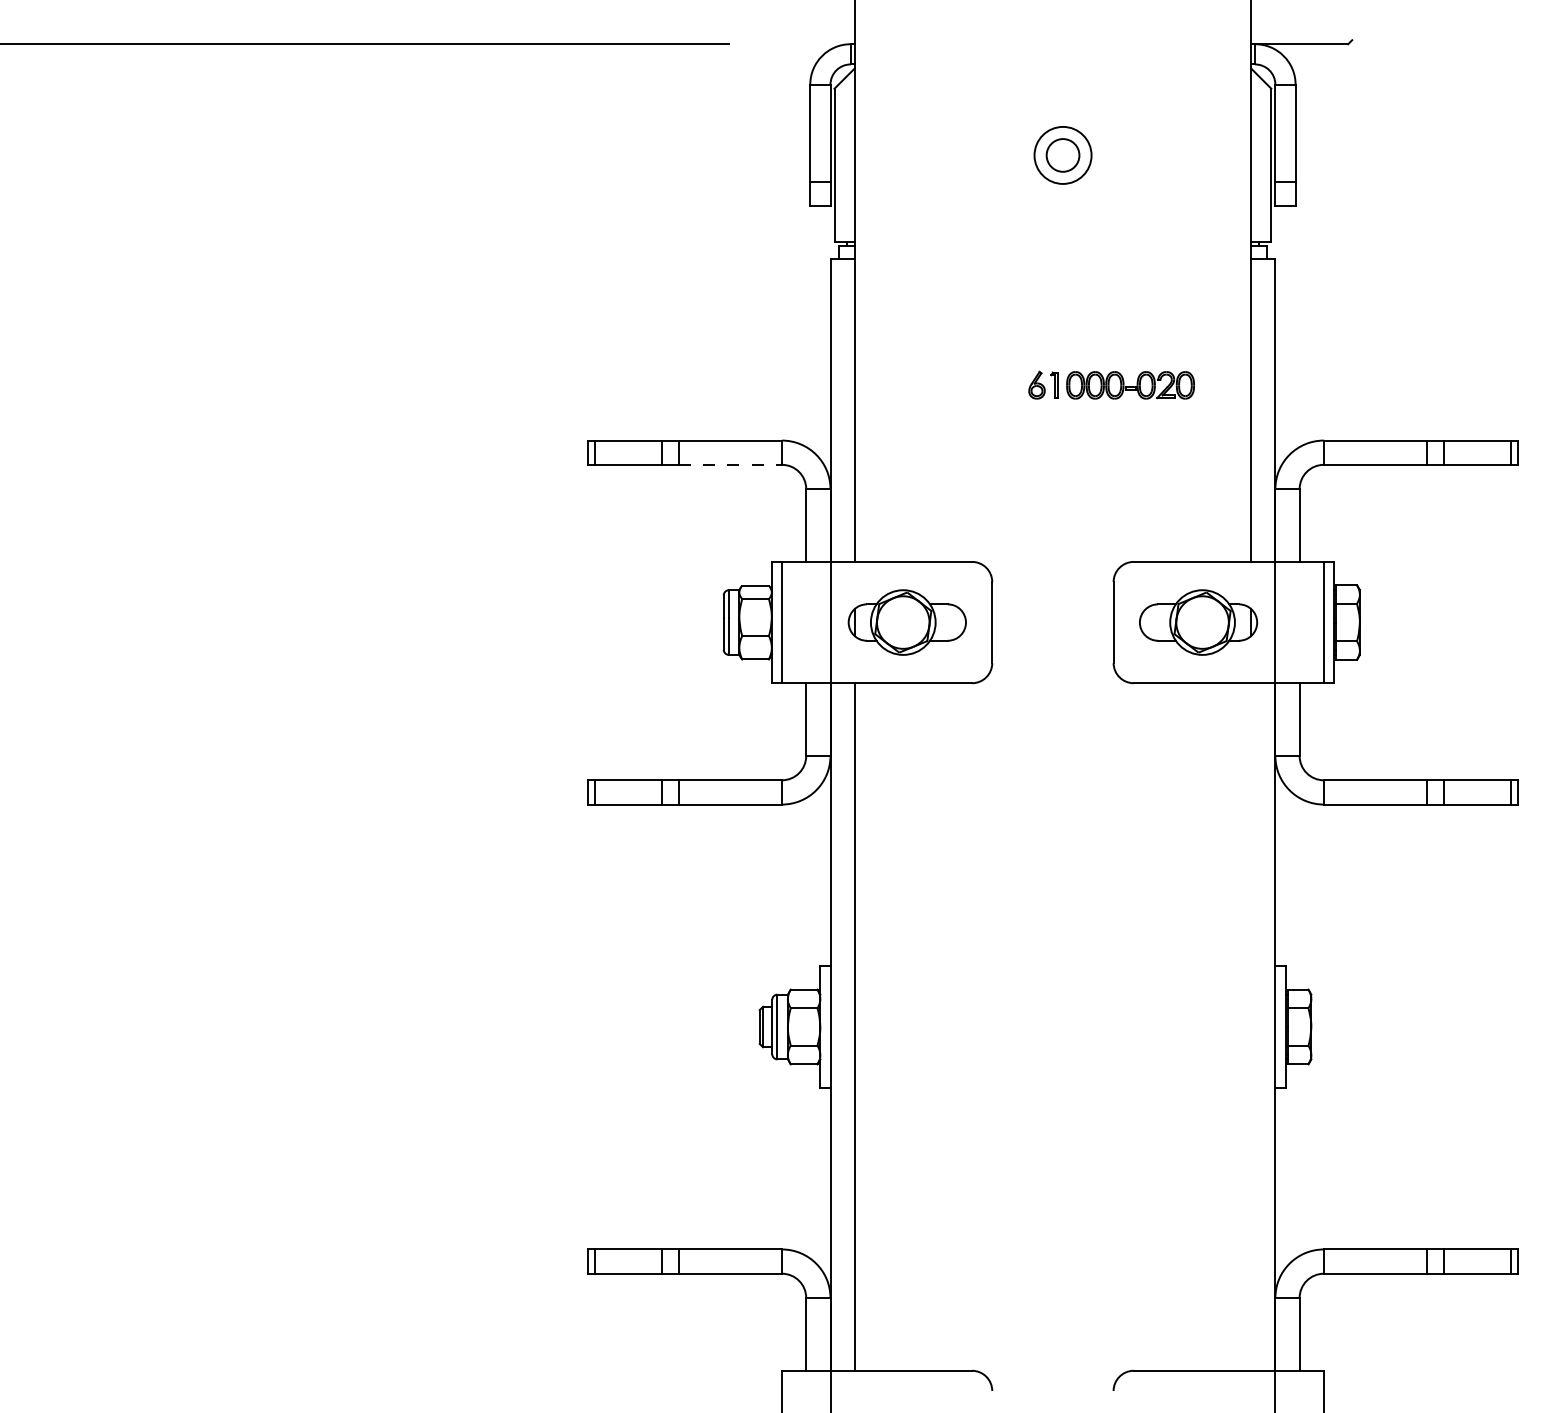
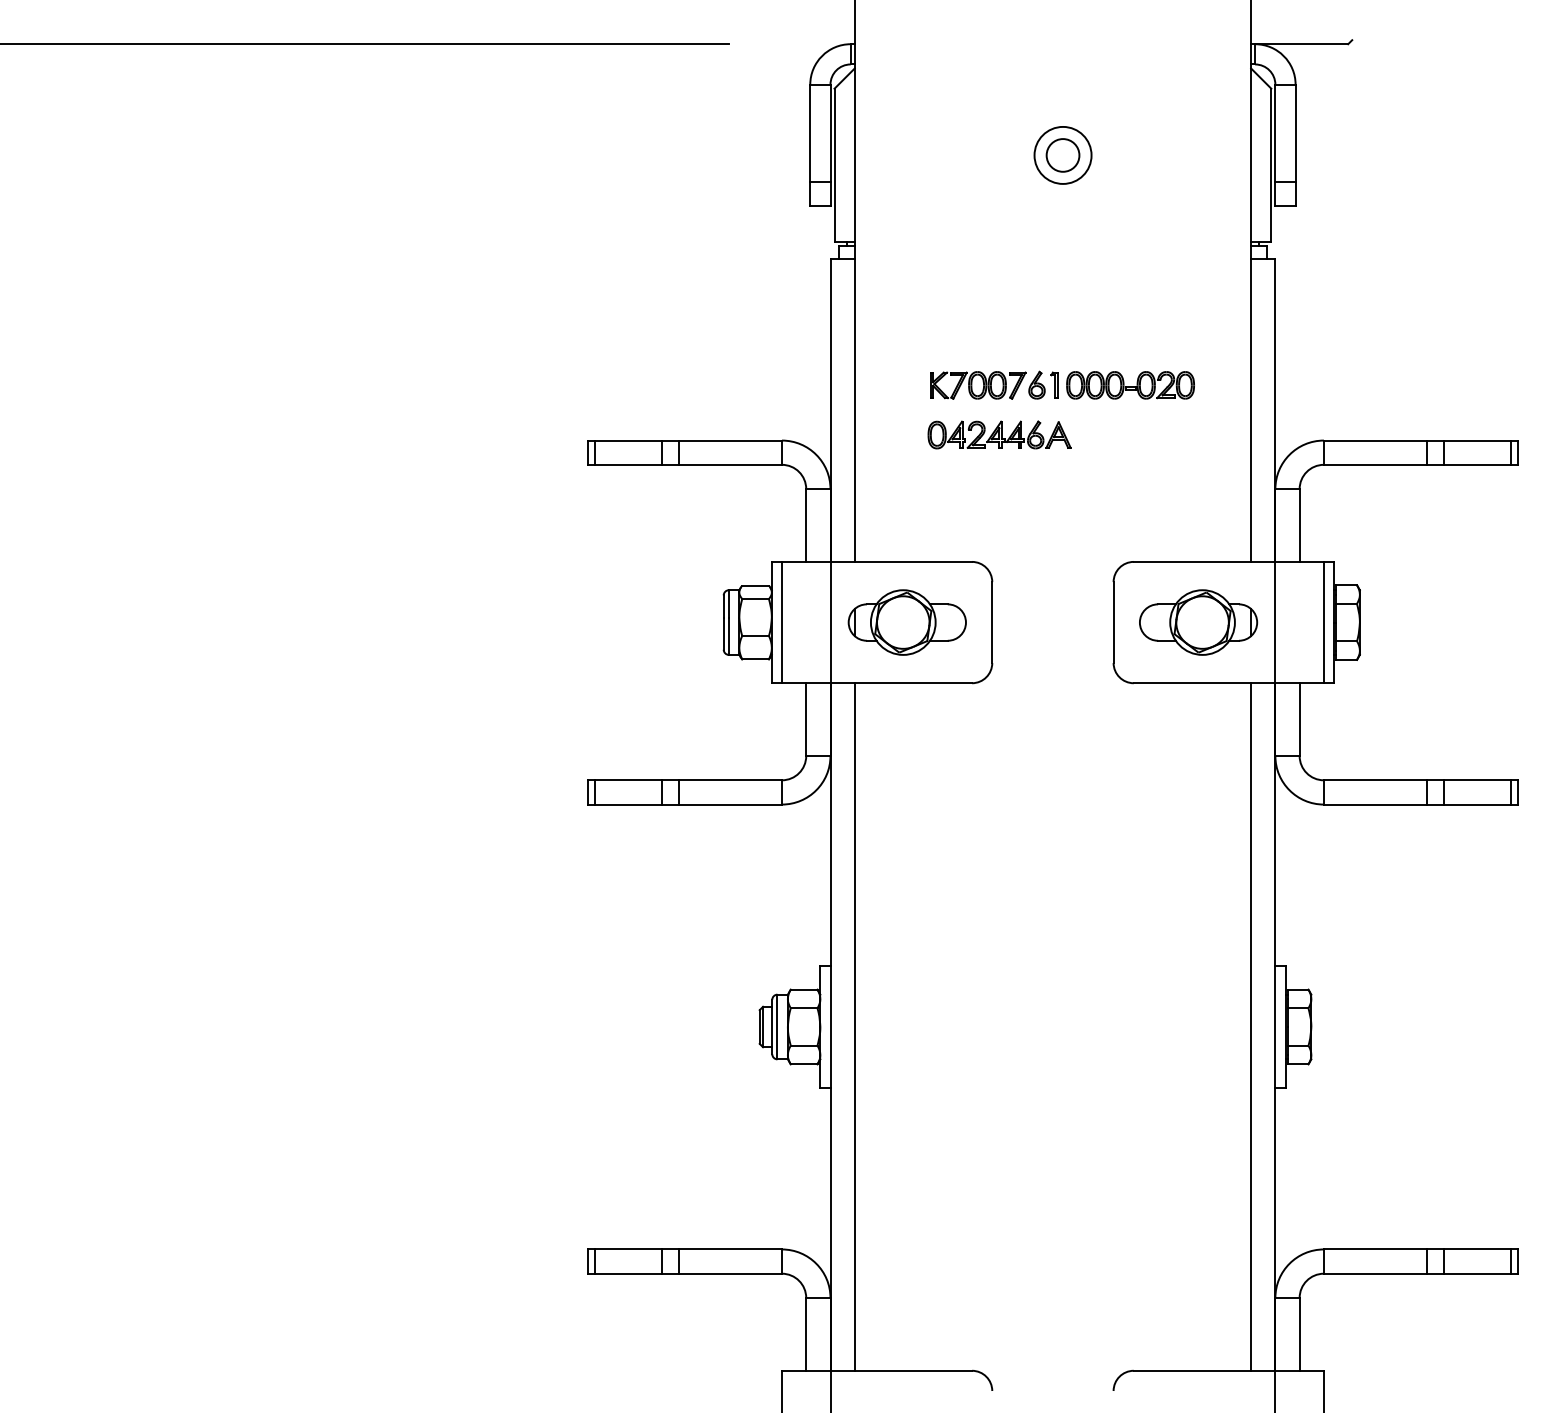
part: none -> present (978, 385)
part: none -> present (999, 434)
line: dashed -> solid (730, 464)
line: none -> present (1251, 1026)
